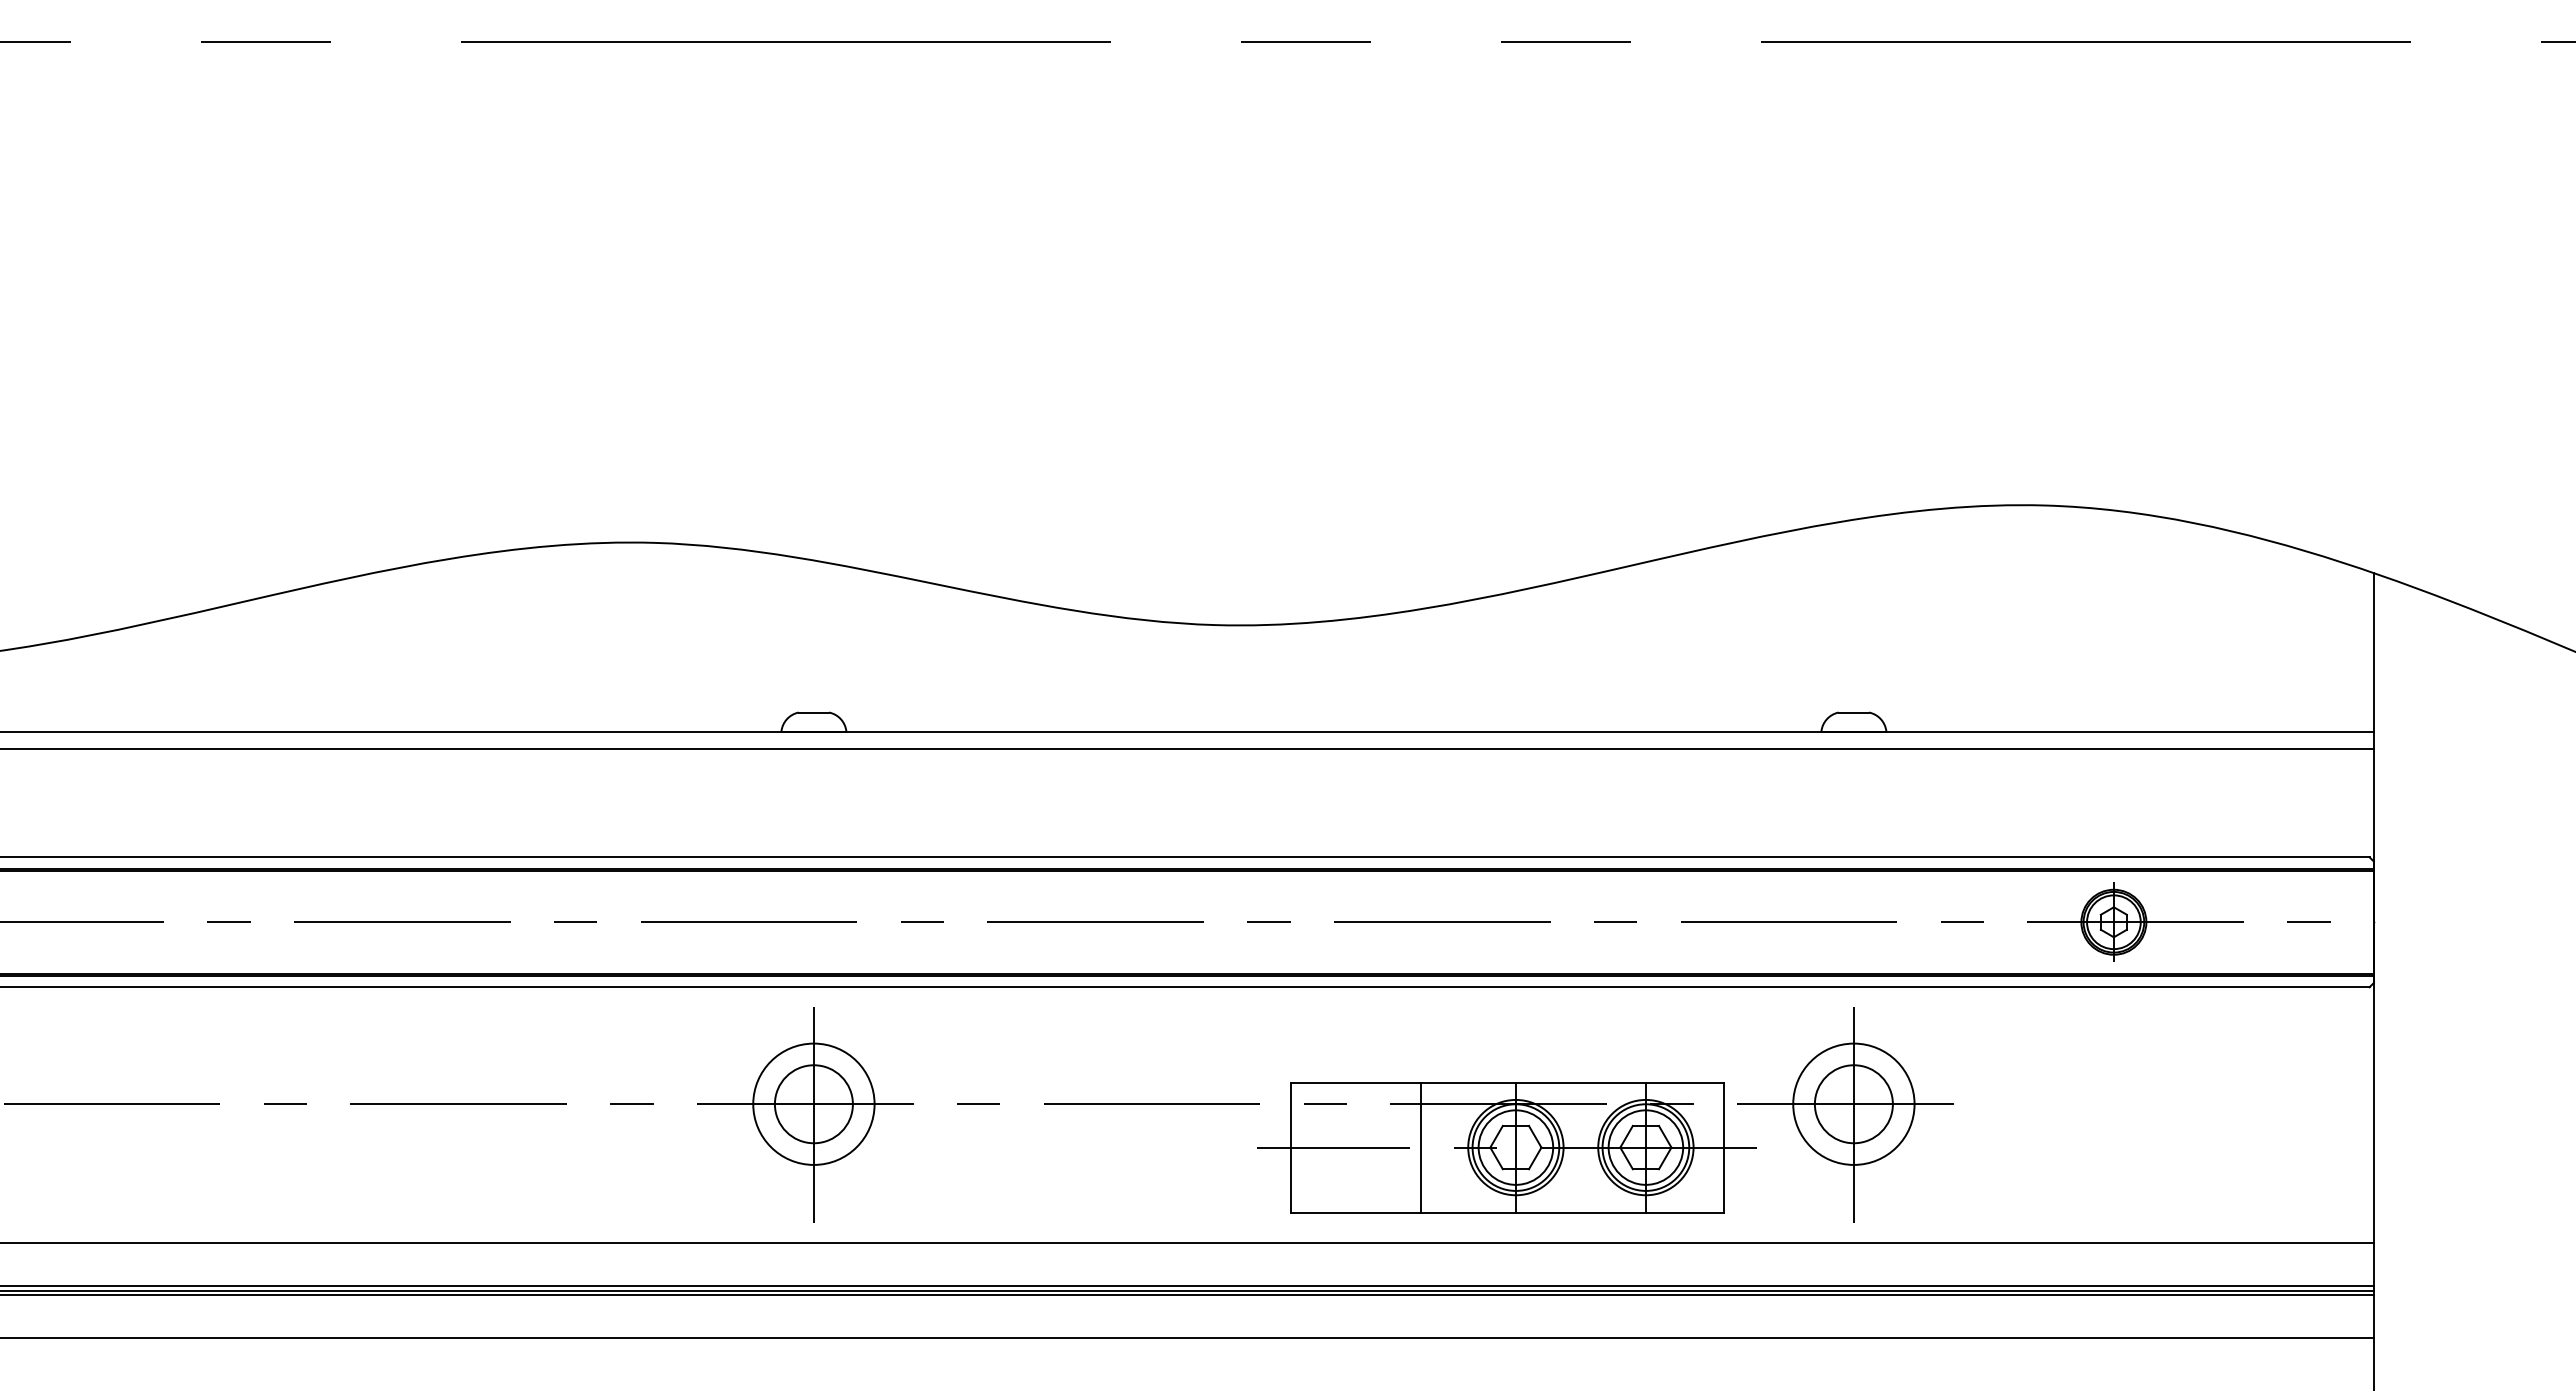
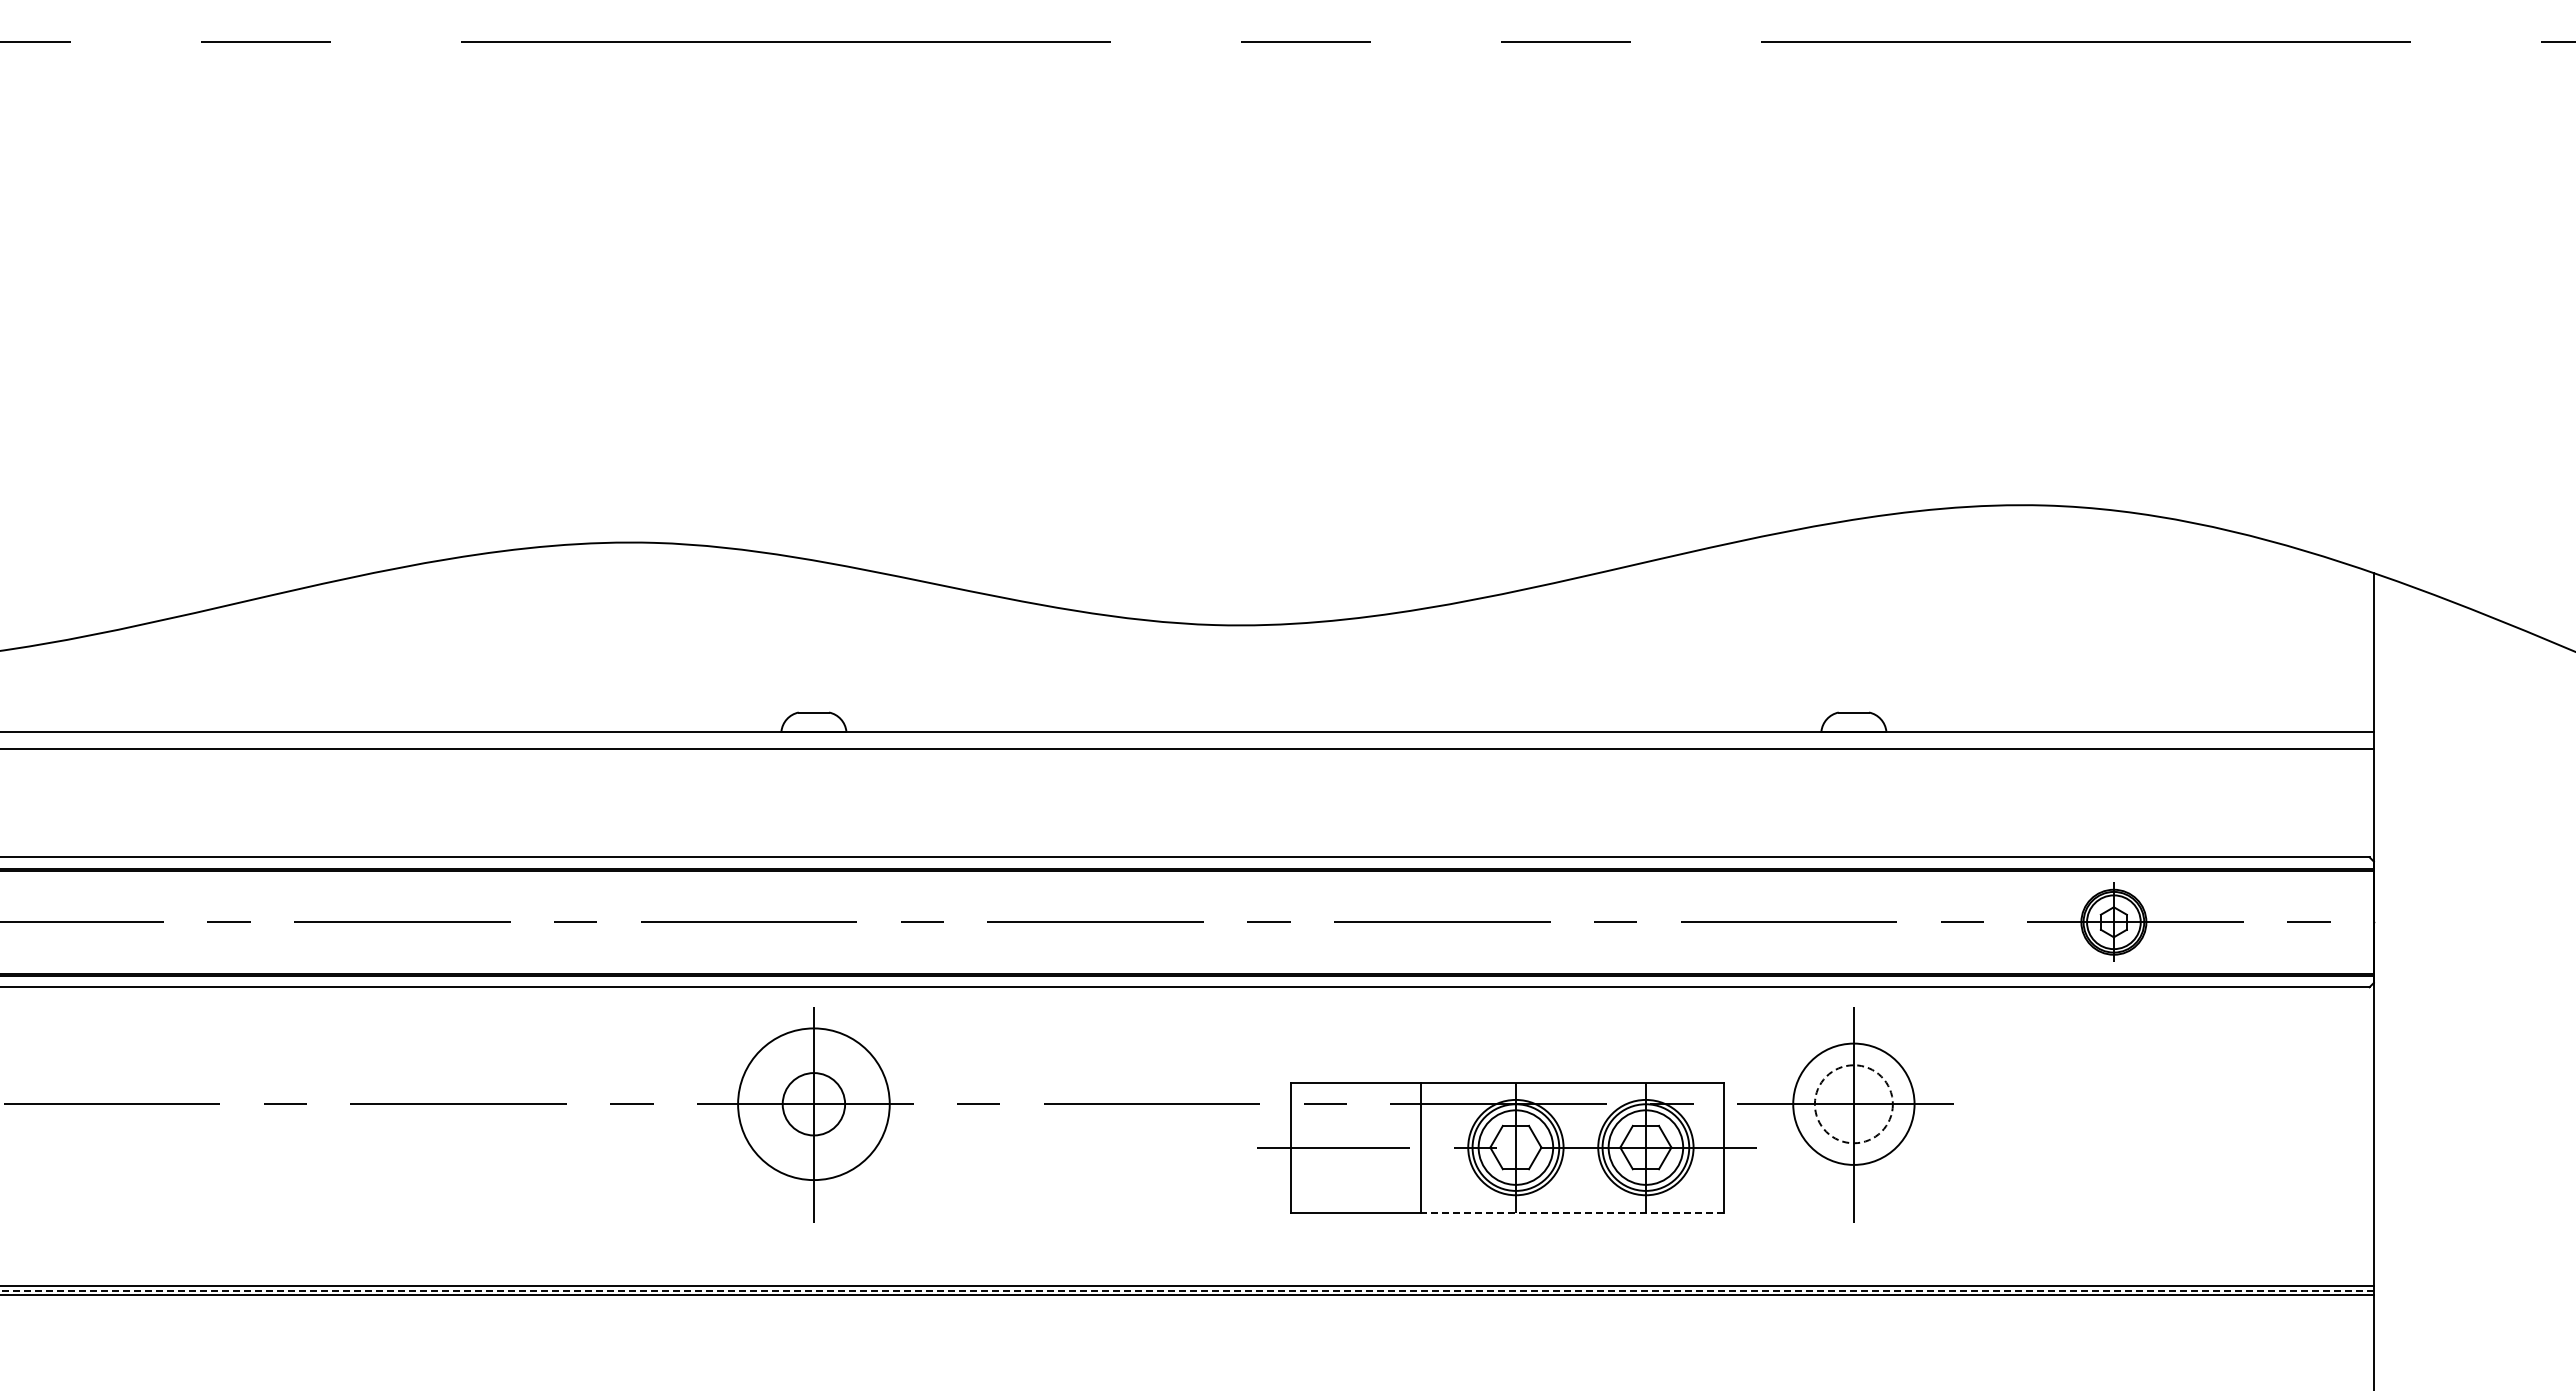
circle diameter: 121 px -> 152 px (813, 1104)
circle diameter: 78 px -> 62 px (813, 1104)
circle: solid -> dashed (1853, 1104)
line: solid -> dashed (1572, 1212)
line: present -> none (1187, 1242)
line: solid -> dashed (1187, 1290)
line: present -> none (1187, 1338)
